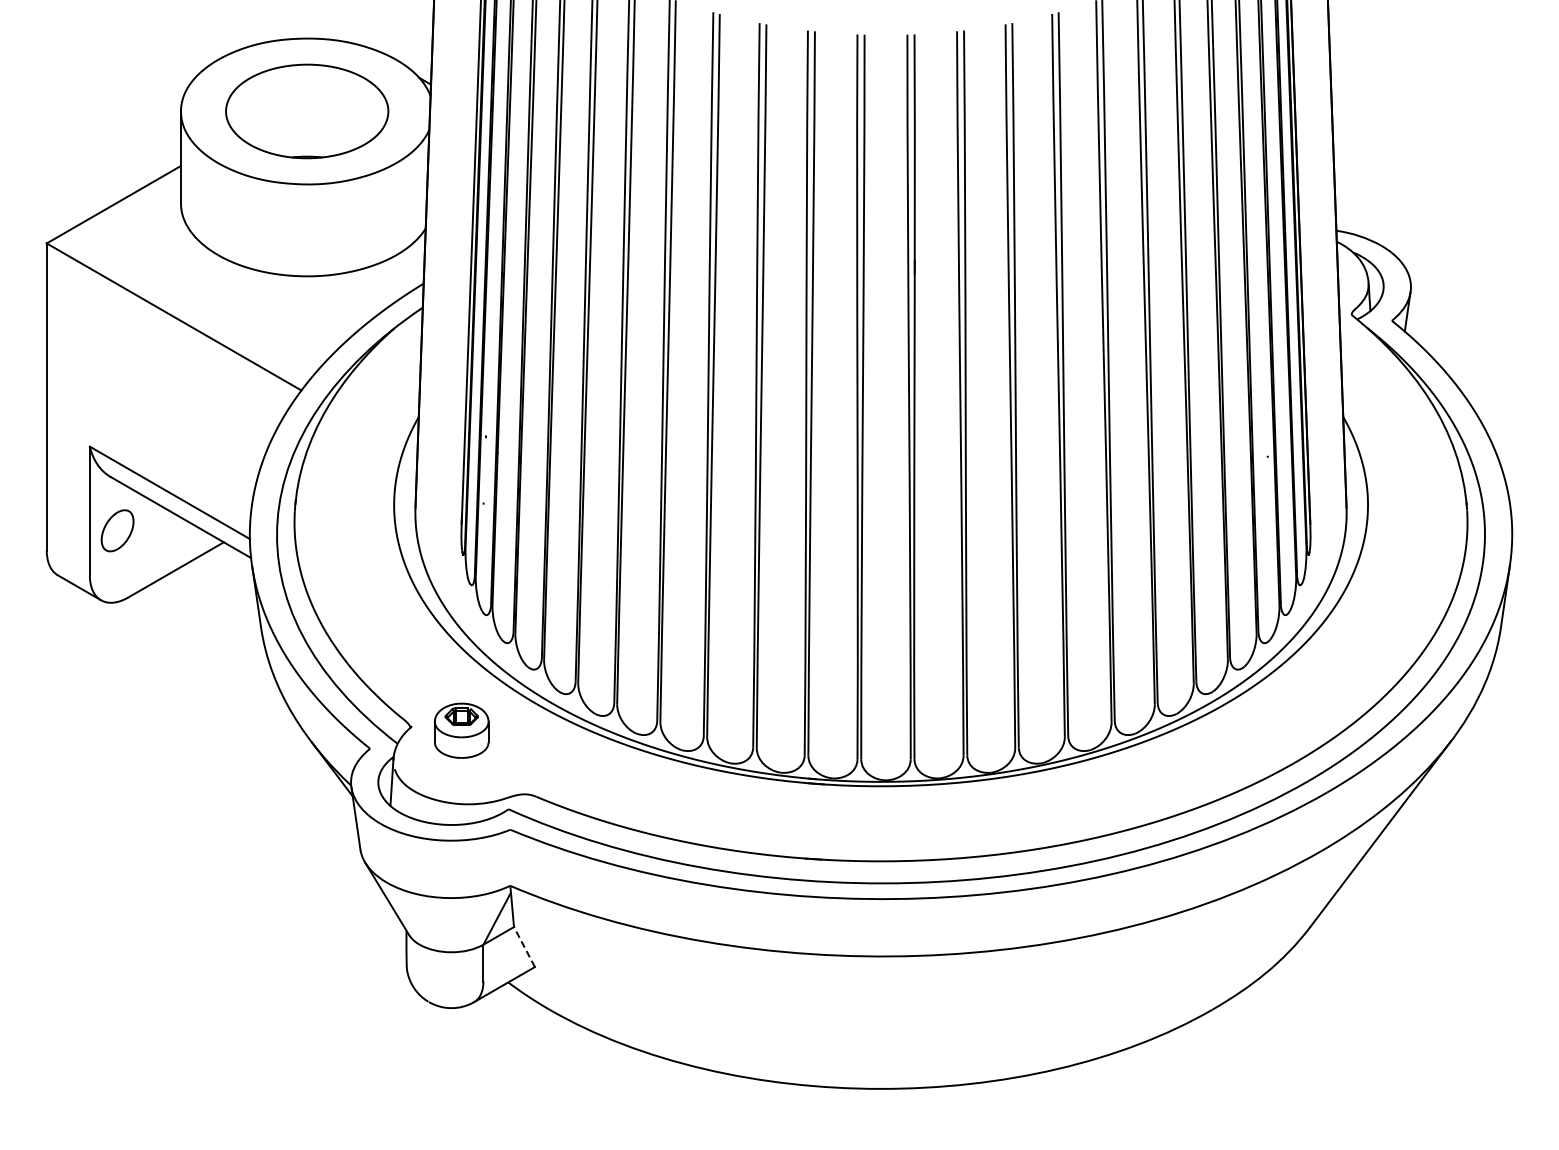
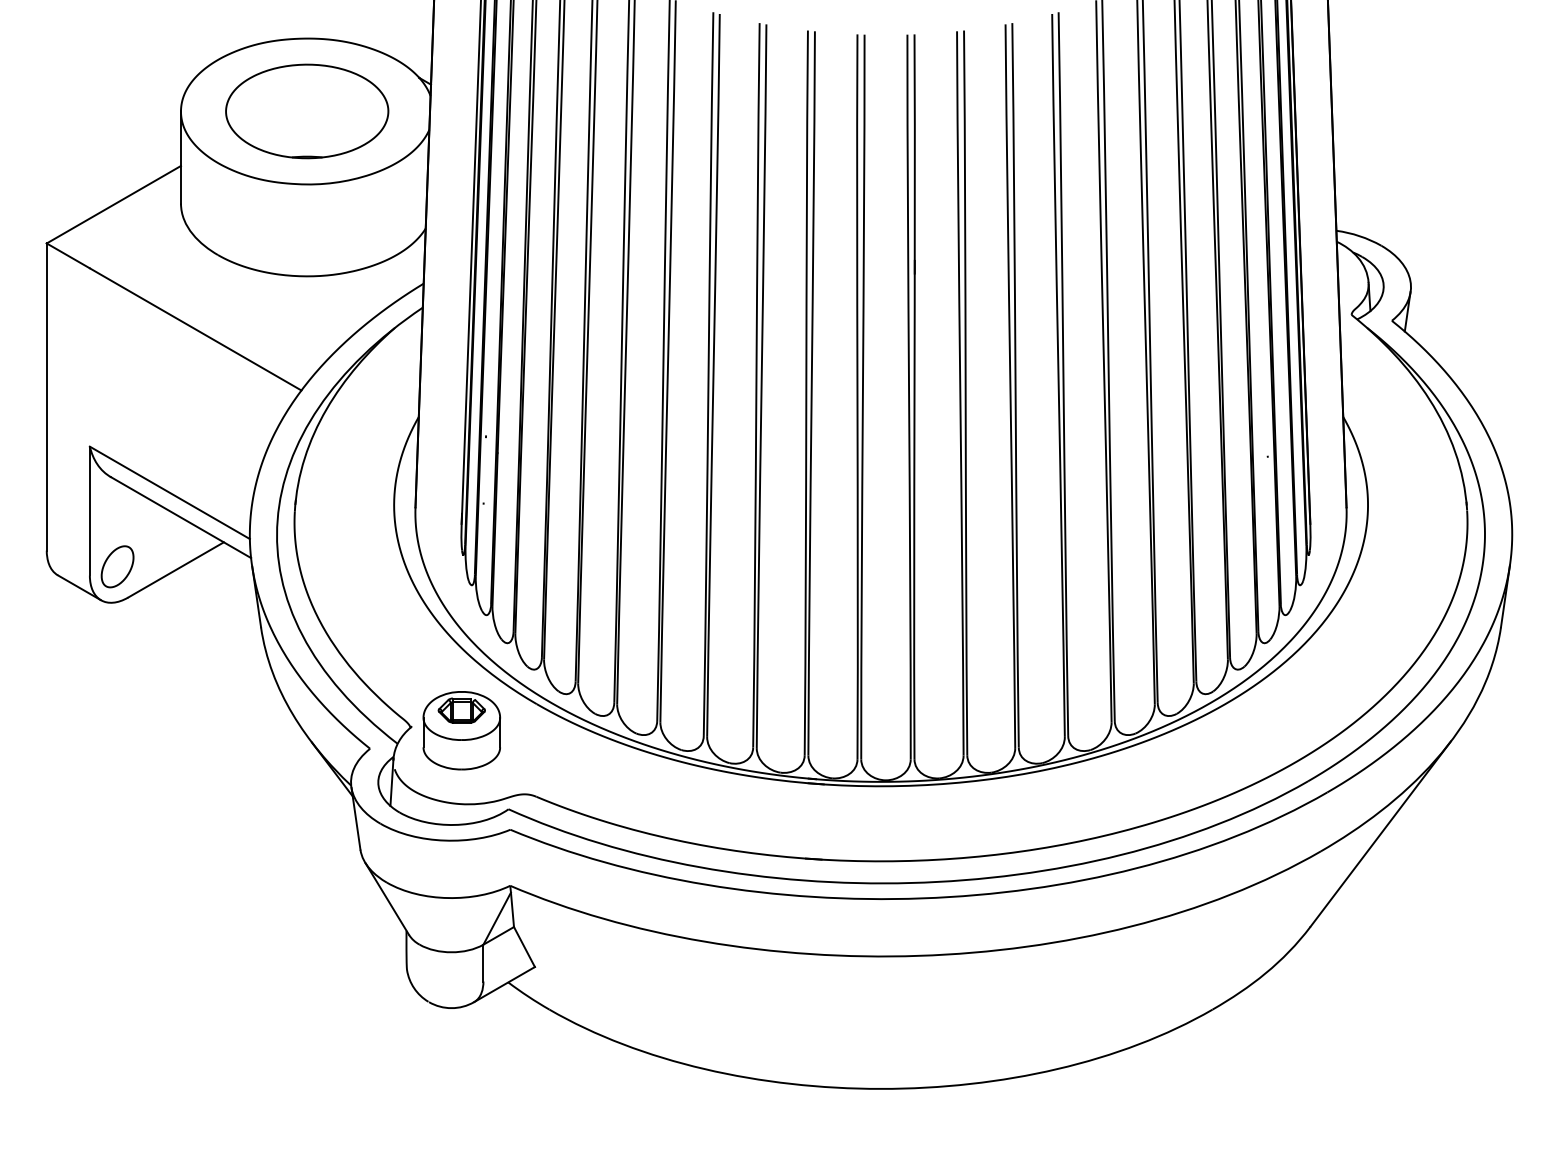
part position: (117, 530) -> (117, 566) (117, 566)
part size: 56x57 px -> 79x80 px (461, 730)
line: dashed -> solid (524, 947)
